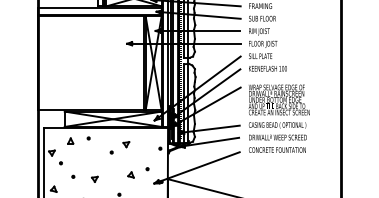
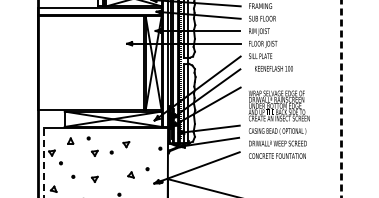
text position: (267, 68) -> (273, 68) (273, 68)
line: solid -> dashed (341, 98)
text position: (278, 118) -> (278, 124) (278, 124)
part: none -> present (94, 152)
line: solid -> dashed (43, 163)
